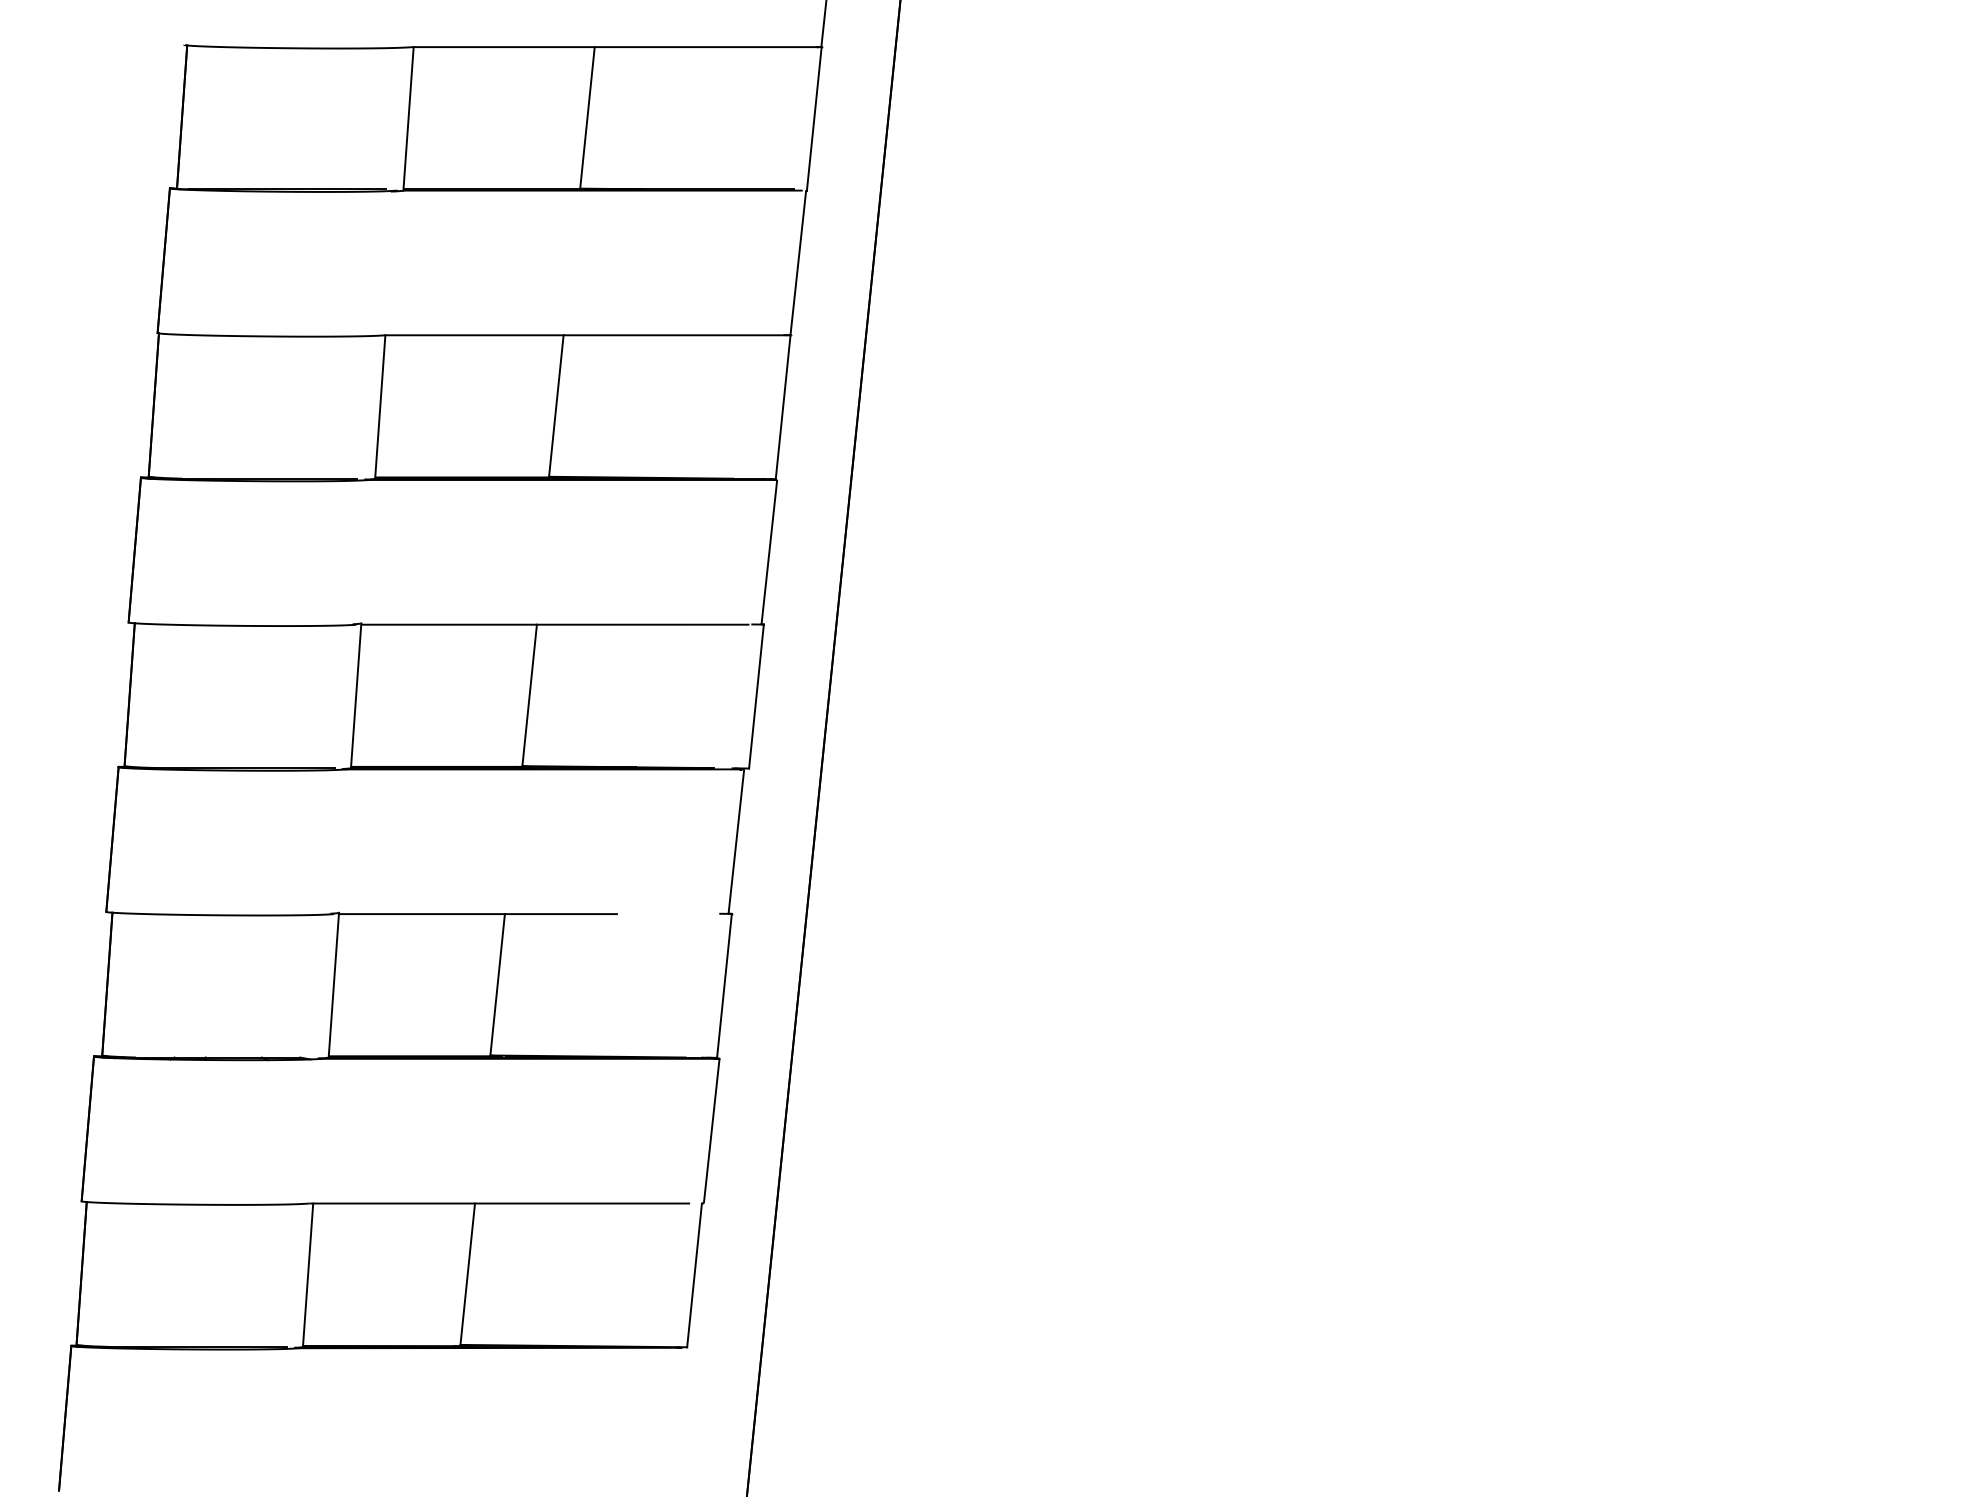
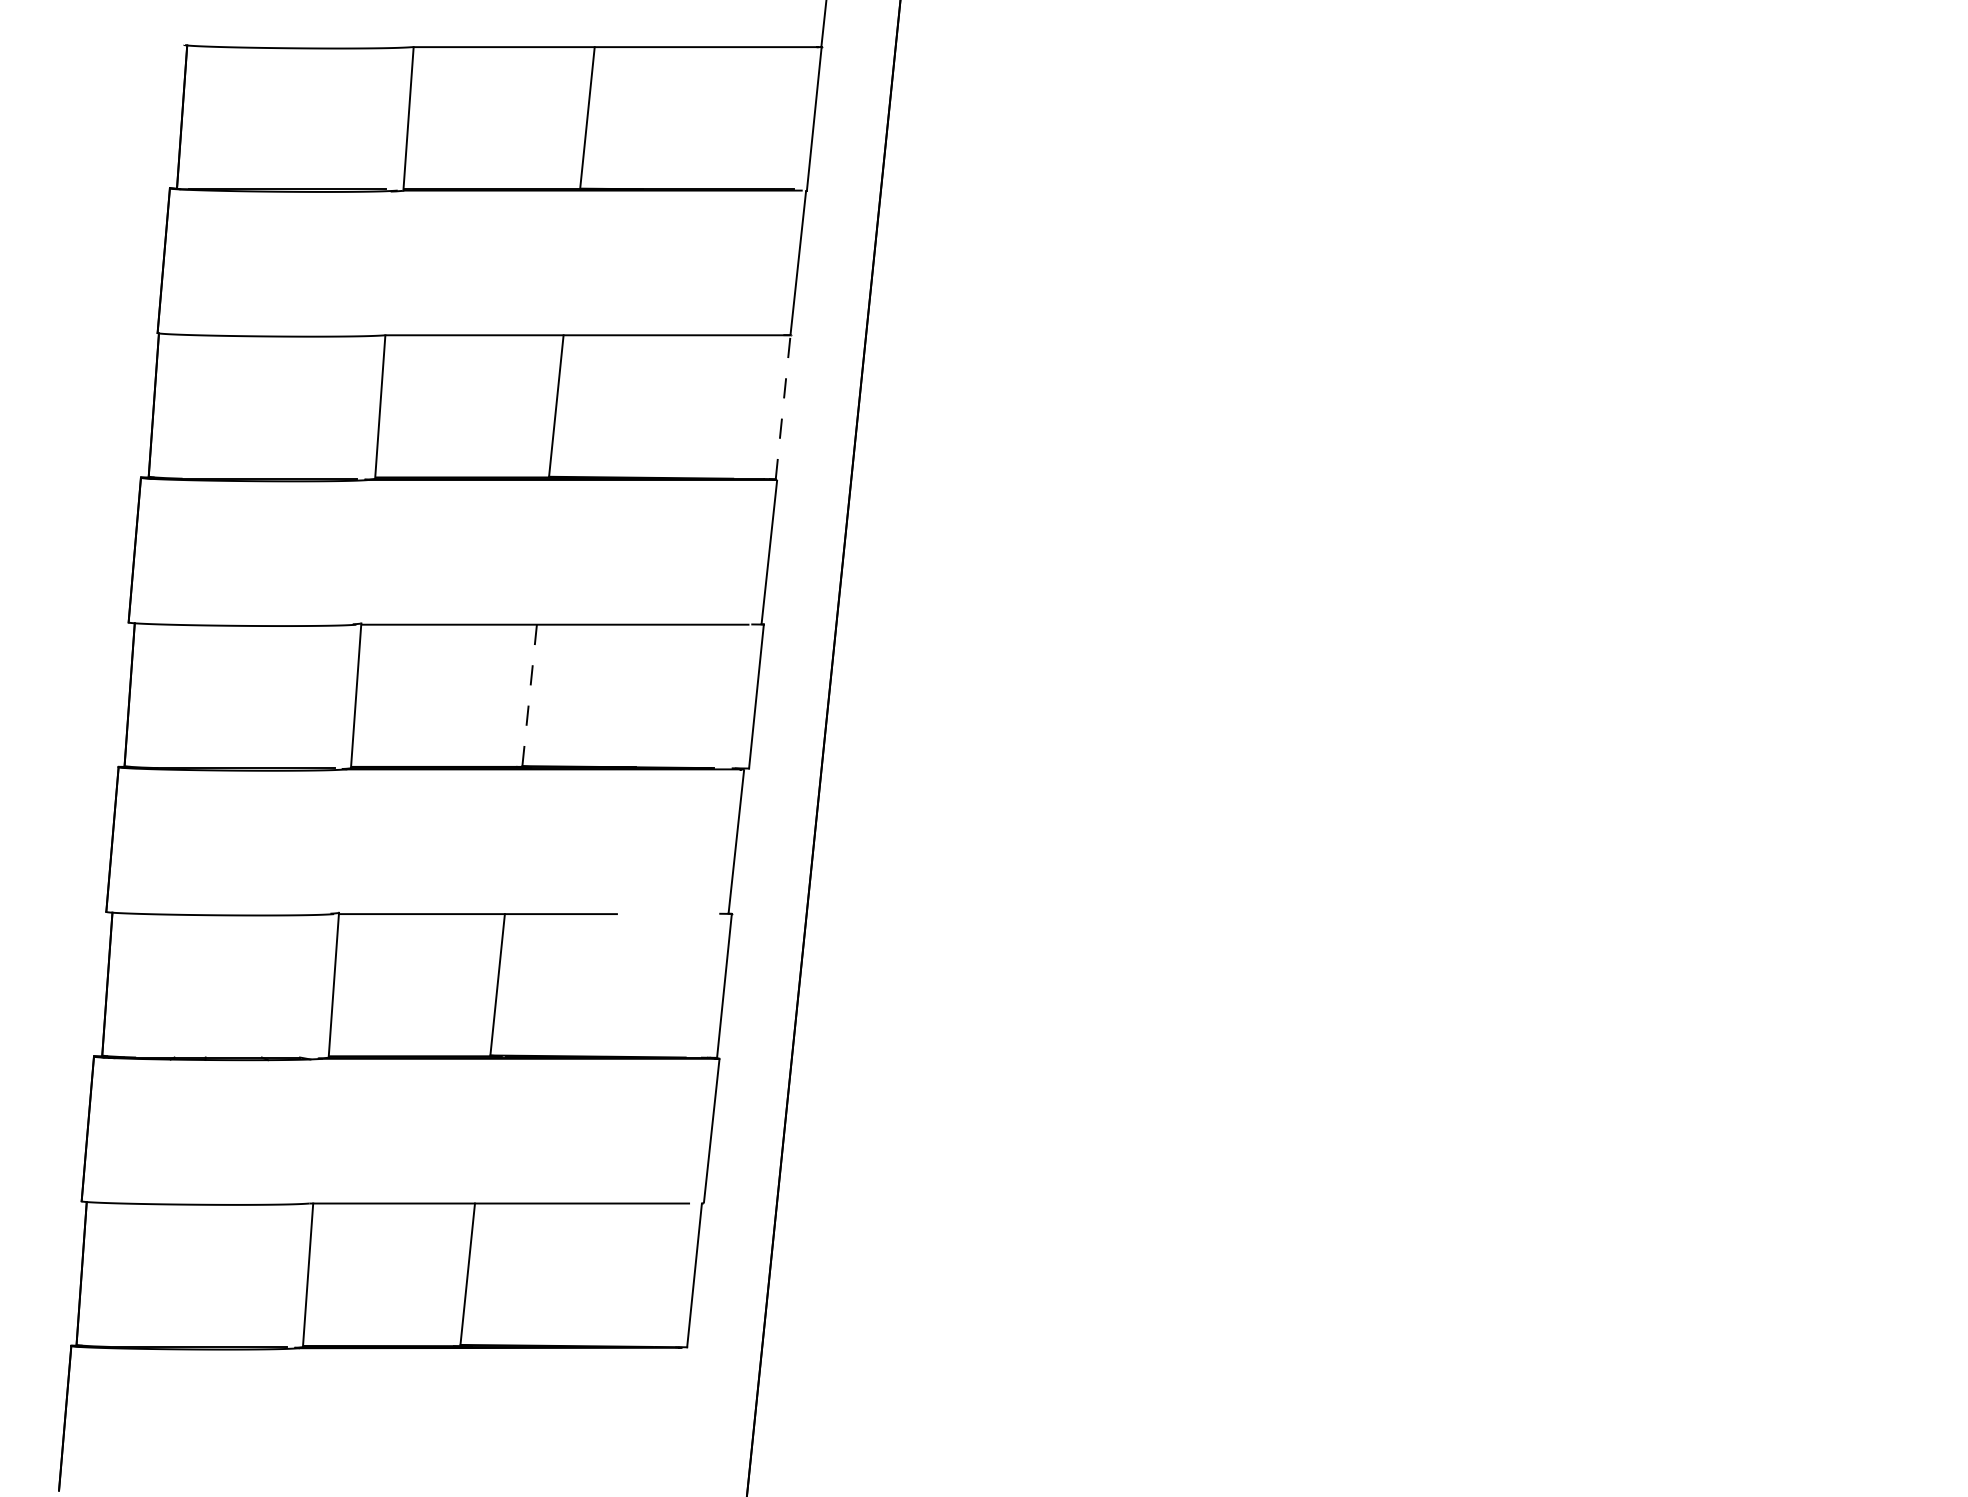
line: solid -> dashed (783, 406)
line: solid -> dashed (529, 694)
